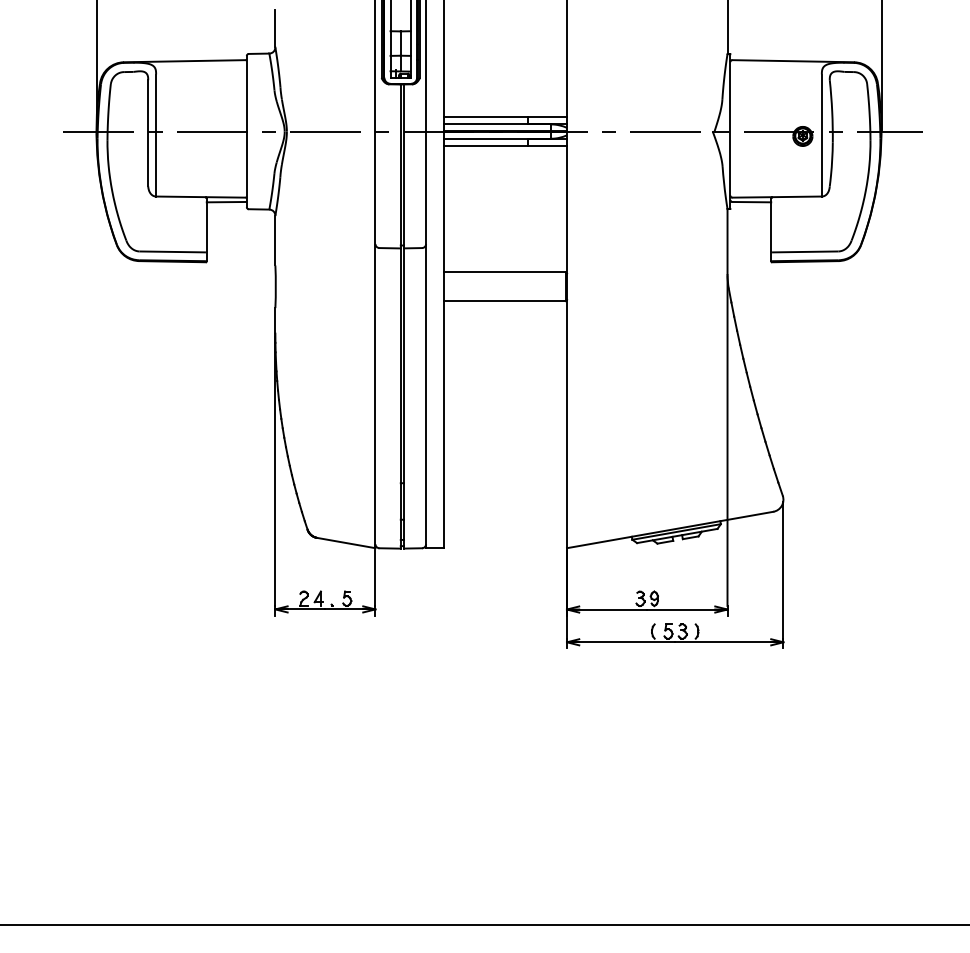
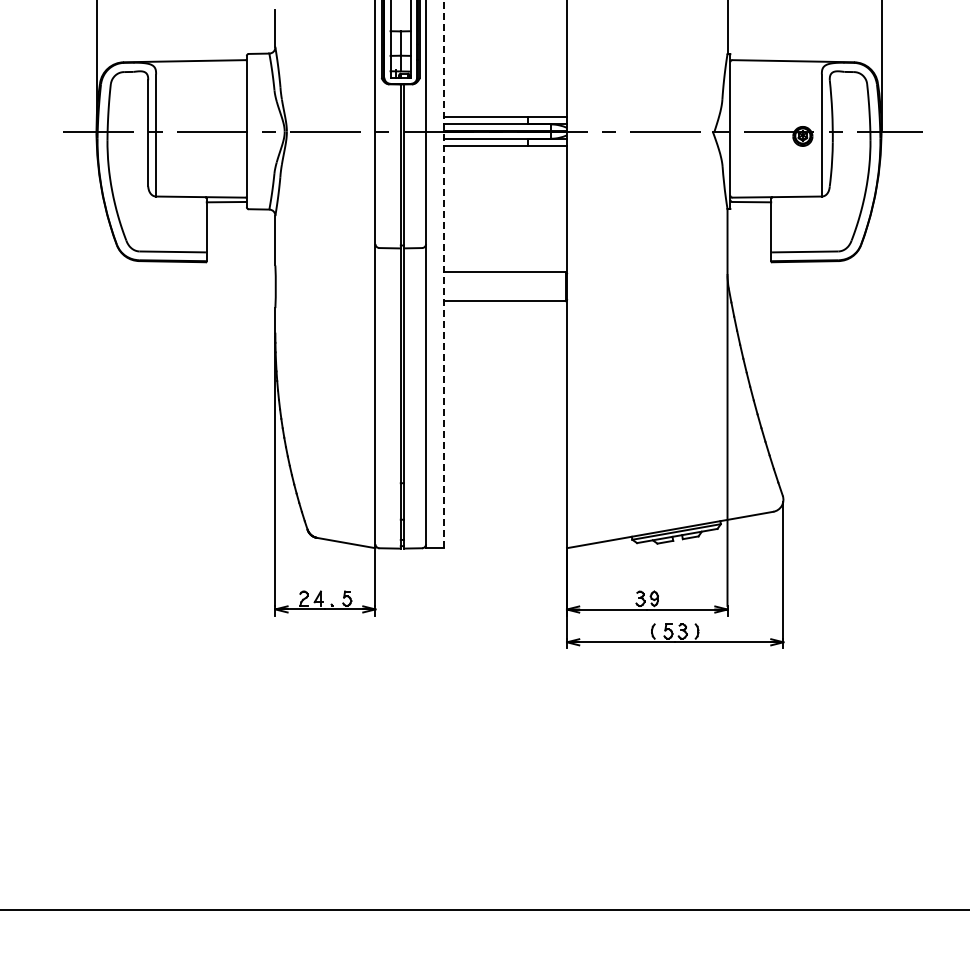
line: solid -> dashed (444, 274)
line position: (484, 924) -> (484, 909) (484, 909)
